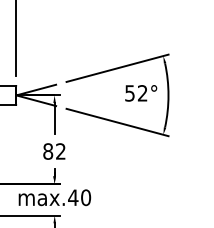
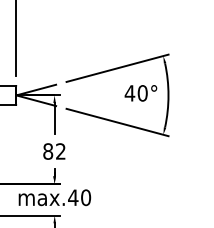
text: 52° -> 40° (135, 93)
